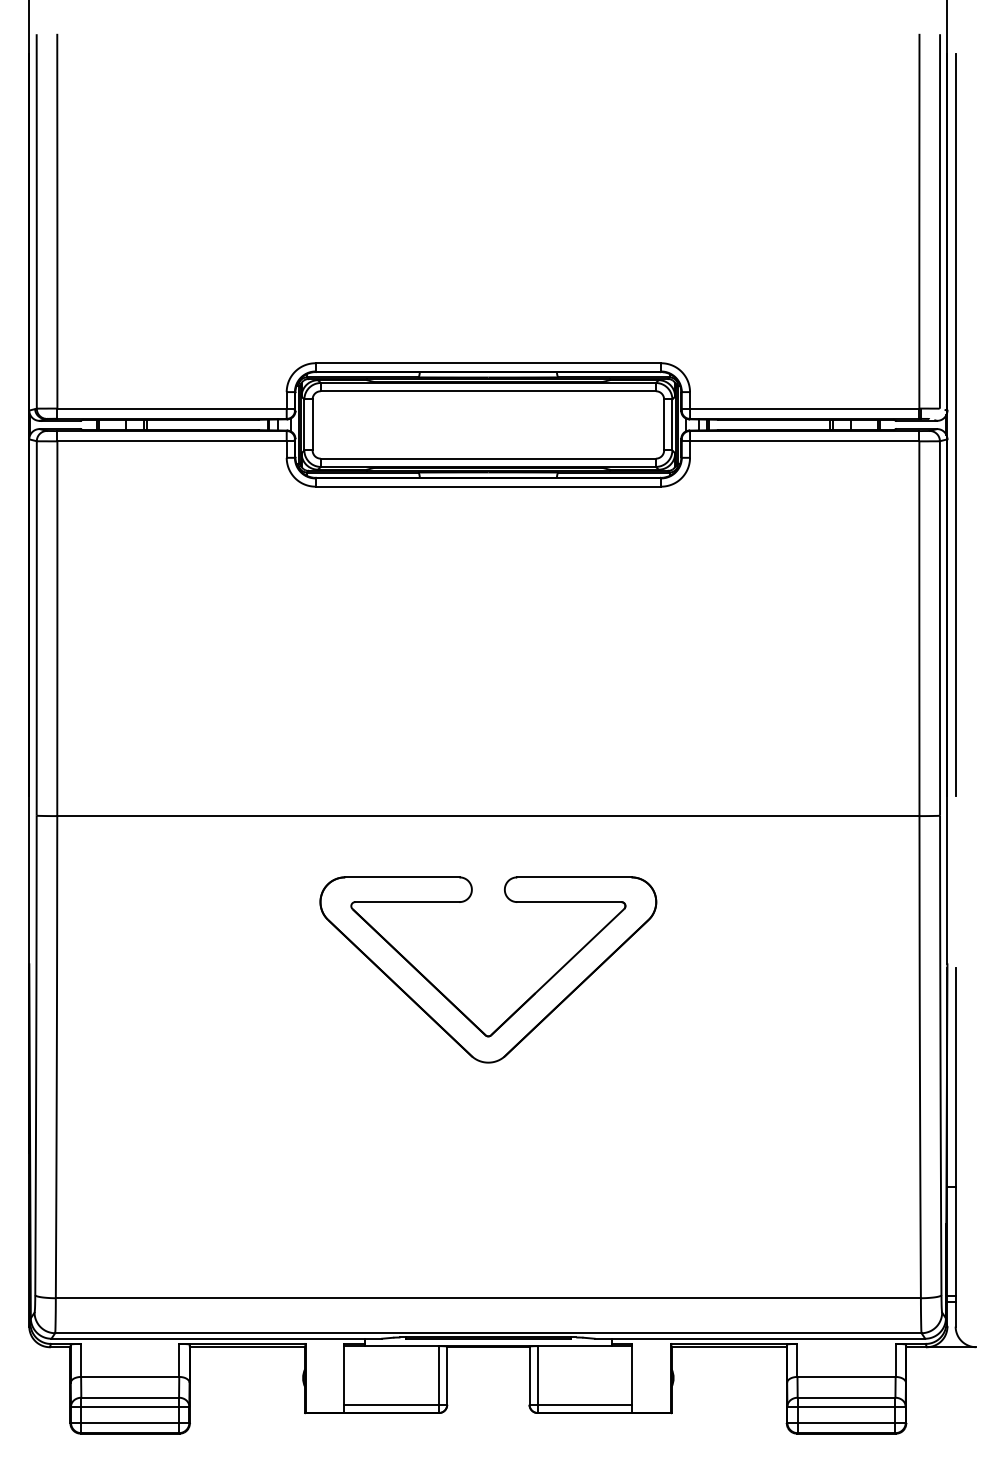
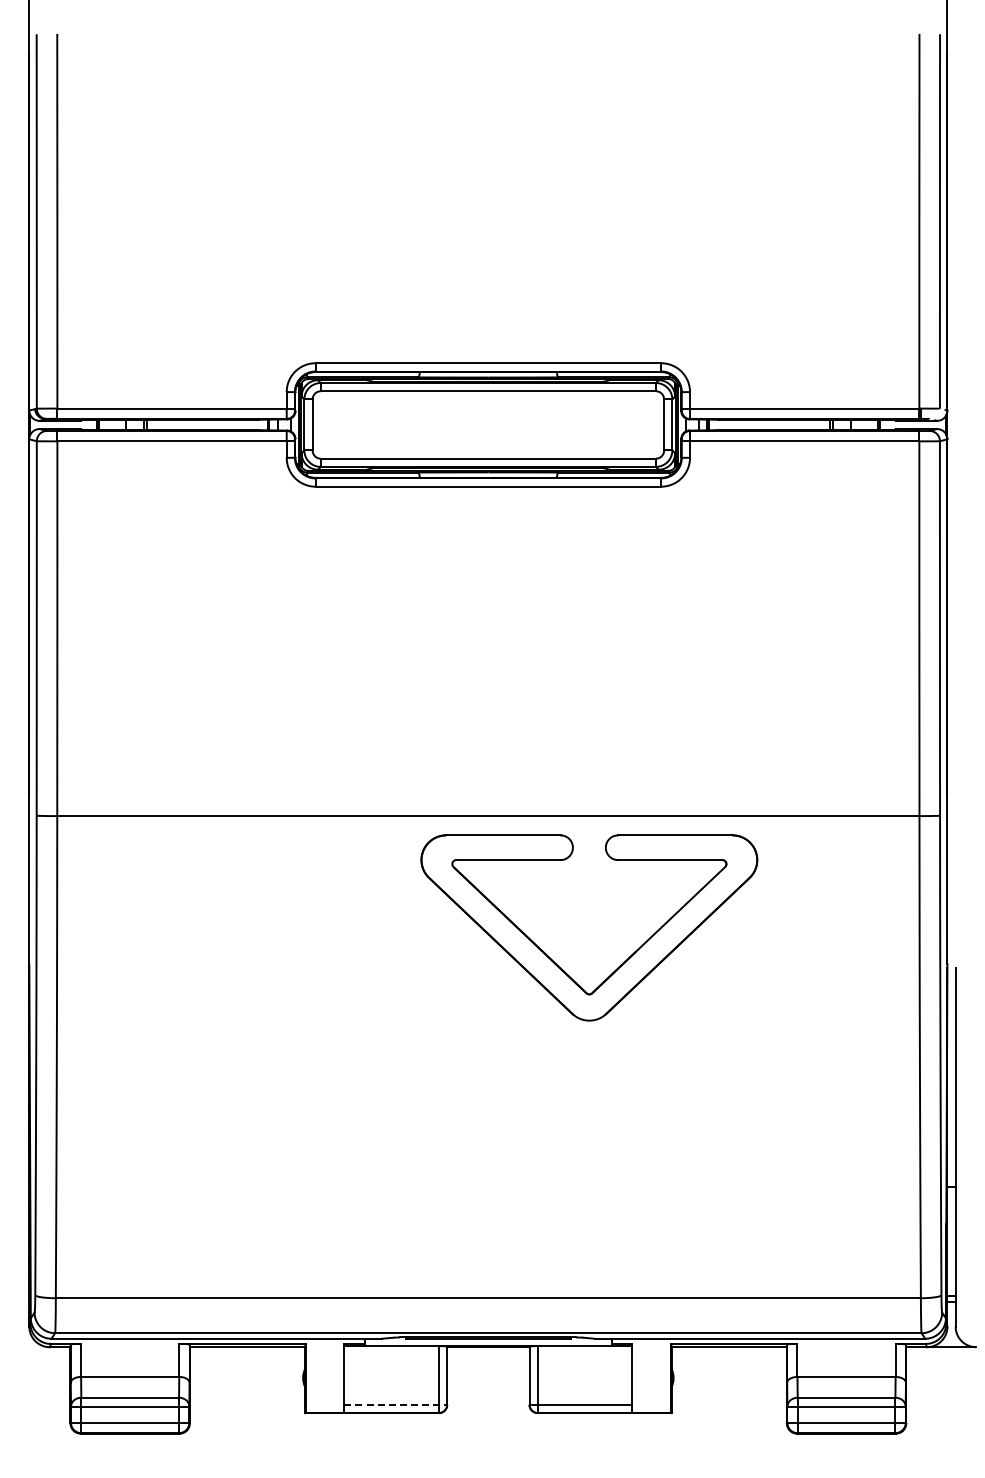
line: present -> none (955, 424)
part position: (520, 1005) -> (621, 963) (621, 963)
line: solid -> dashed (396, 1404)
